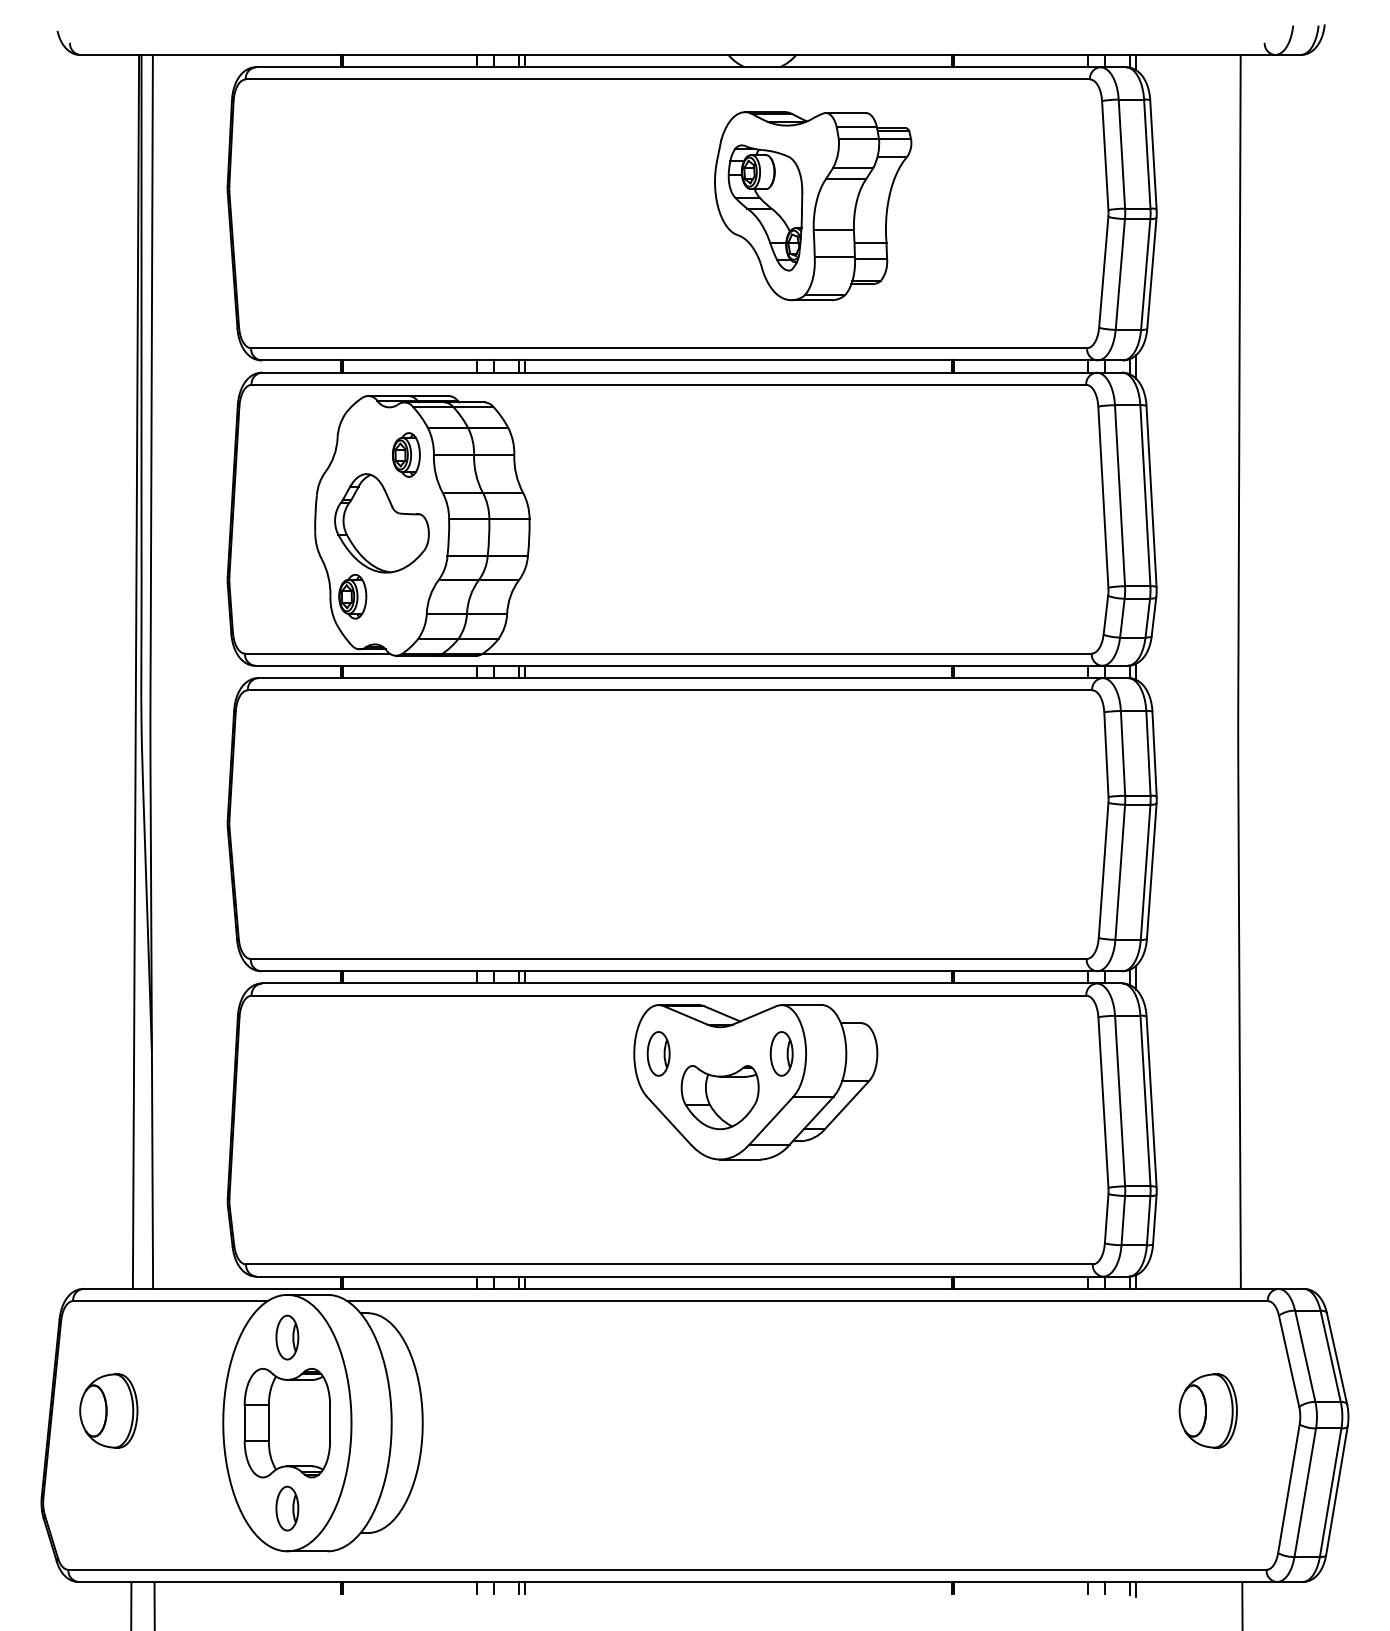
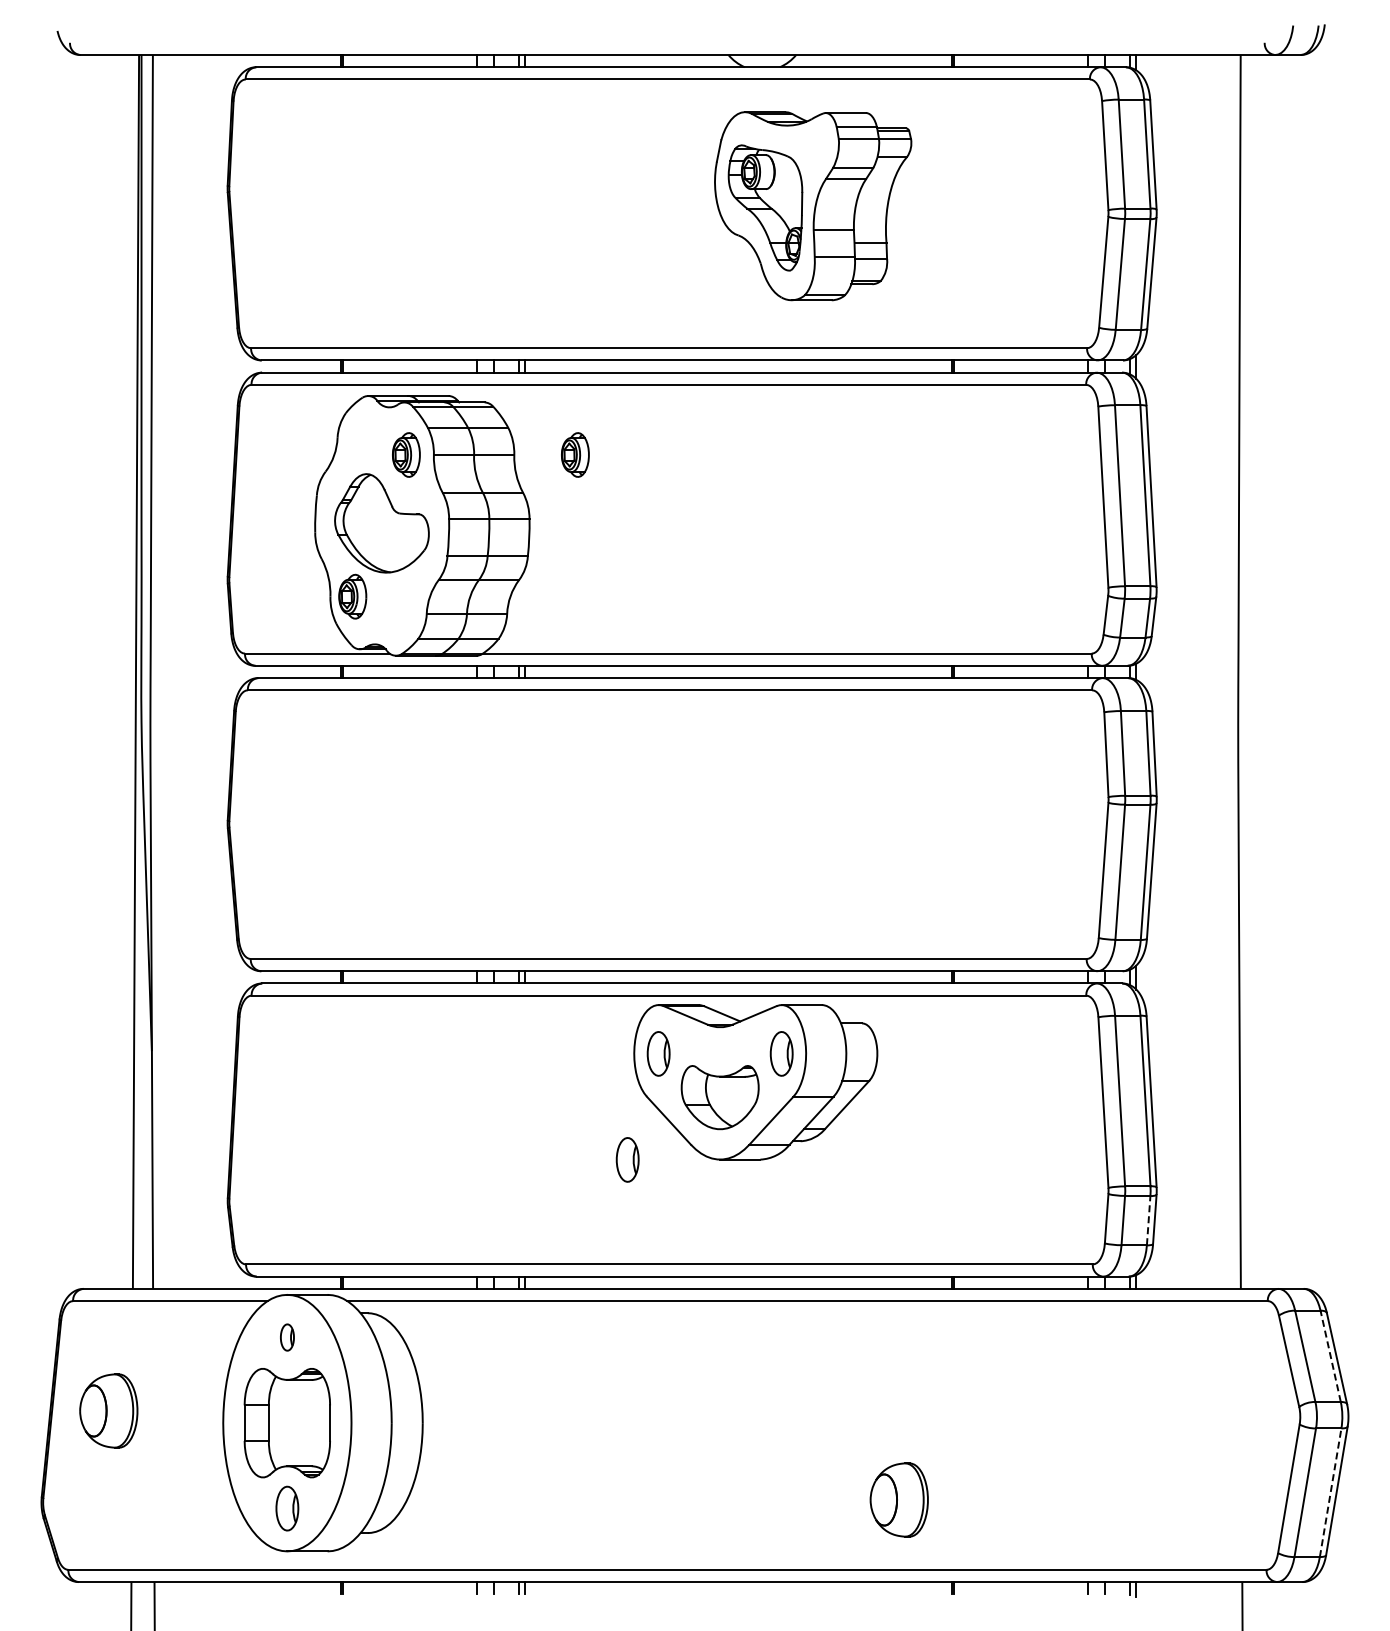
part: none -> present (575, 454)
part: none -> present (627, 1159)
line: solid -> dashed (1148, 1220)
part size: 25x47 px -> 15x29 px (287, 1337)
line: solid -> dashed (1330, 1356)
part position: (1207, 1410) -> (898, 1499) (898, 1499)
line: solid -> dashed (1330, 1492)
